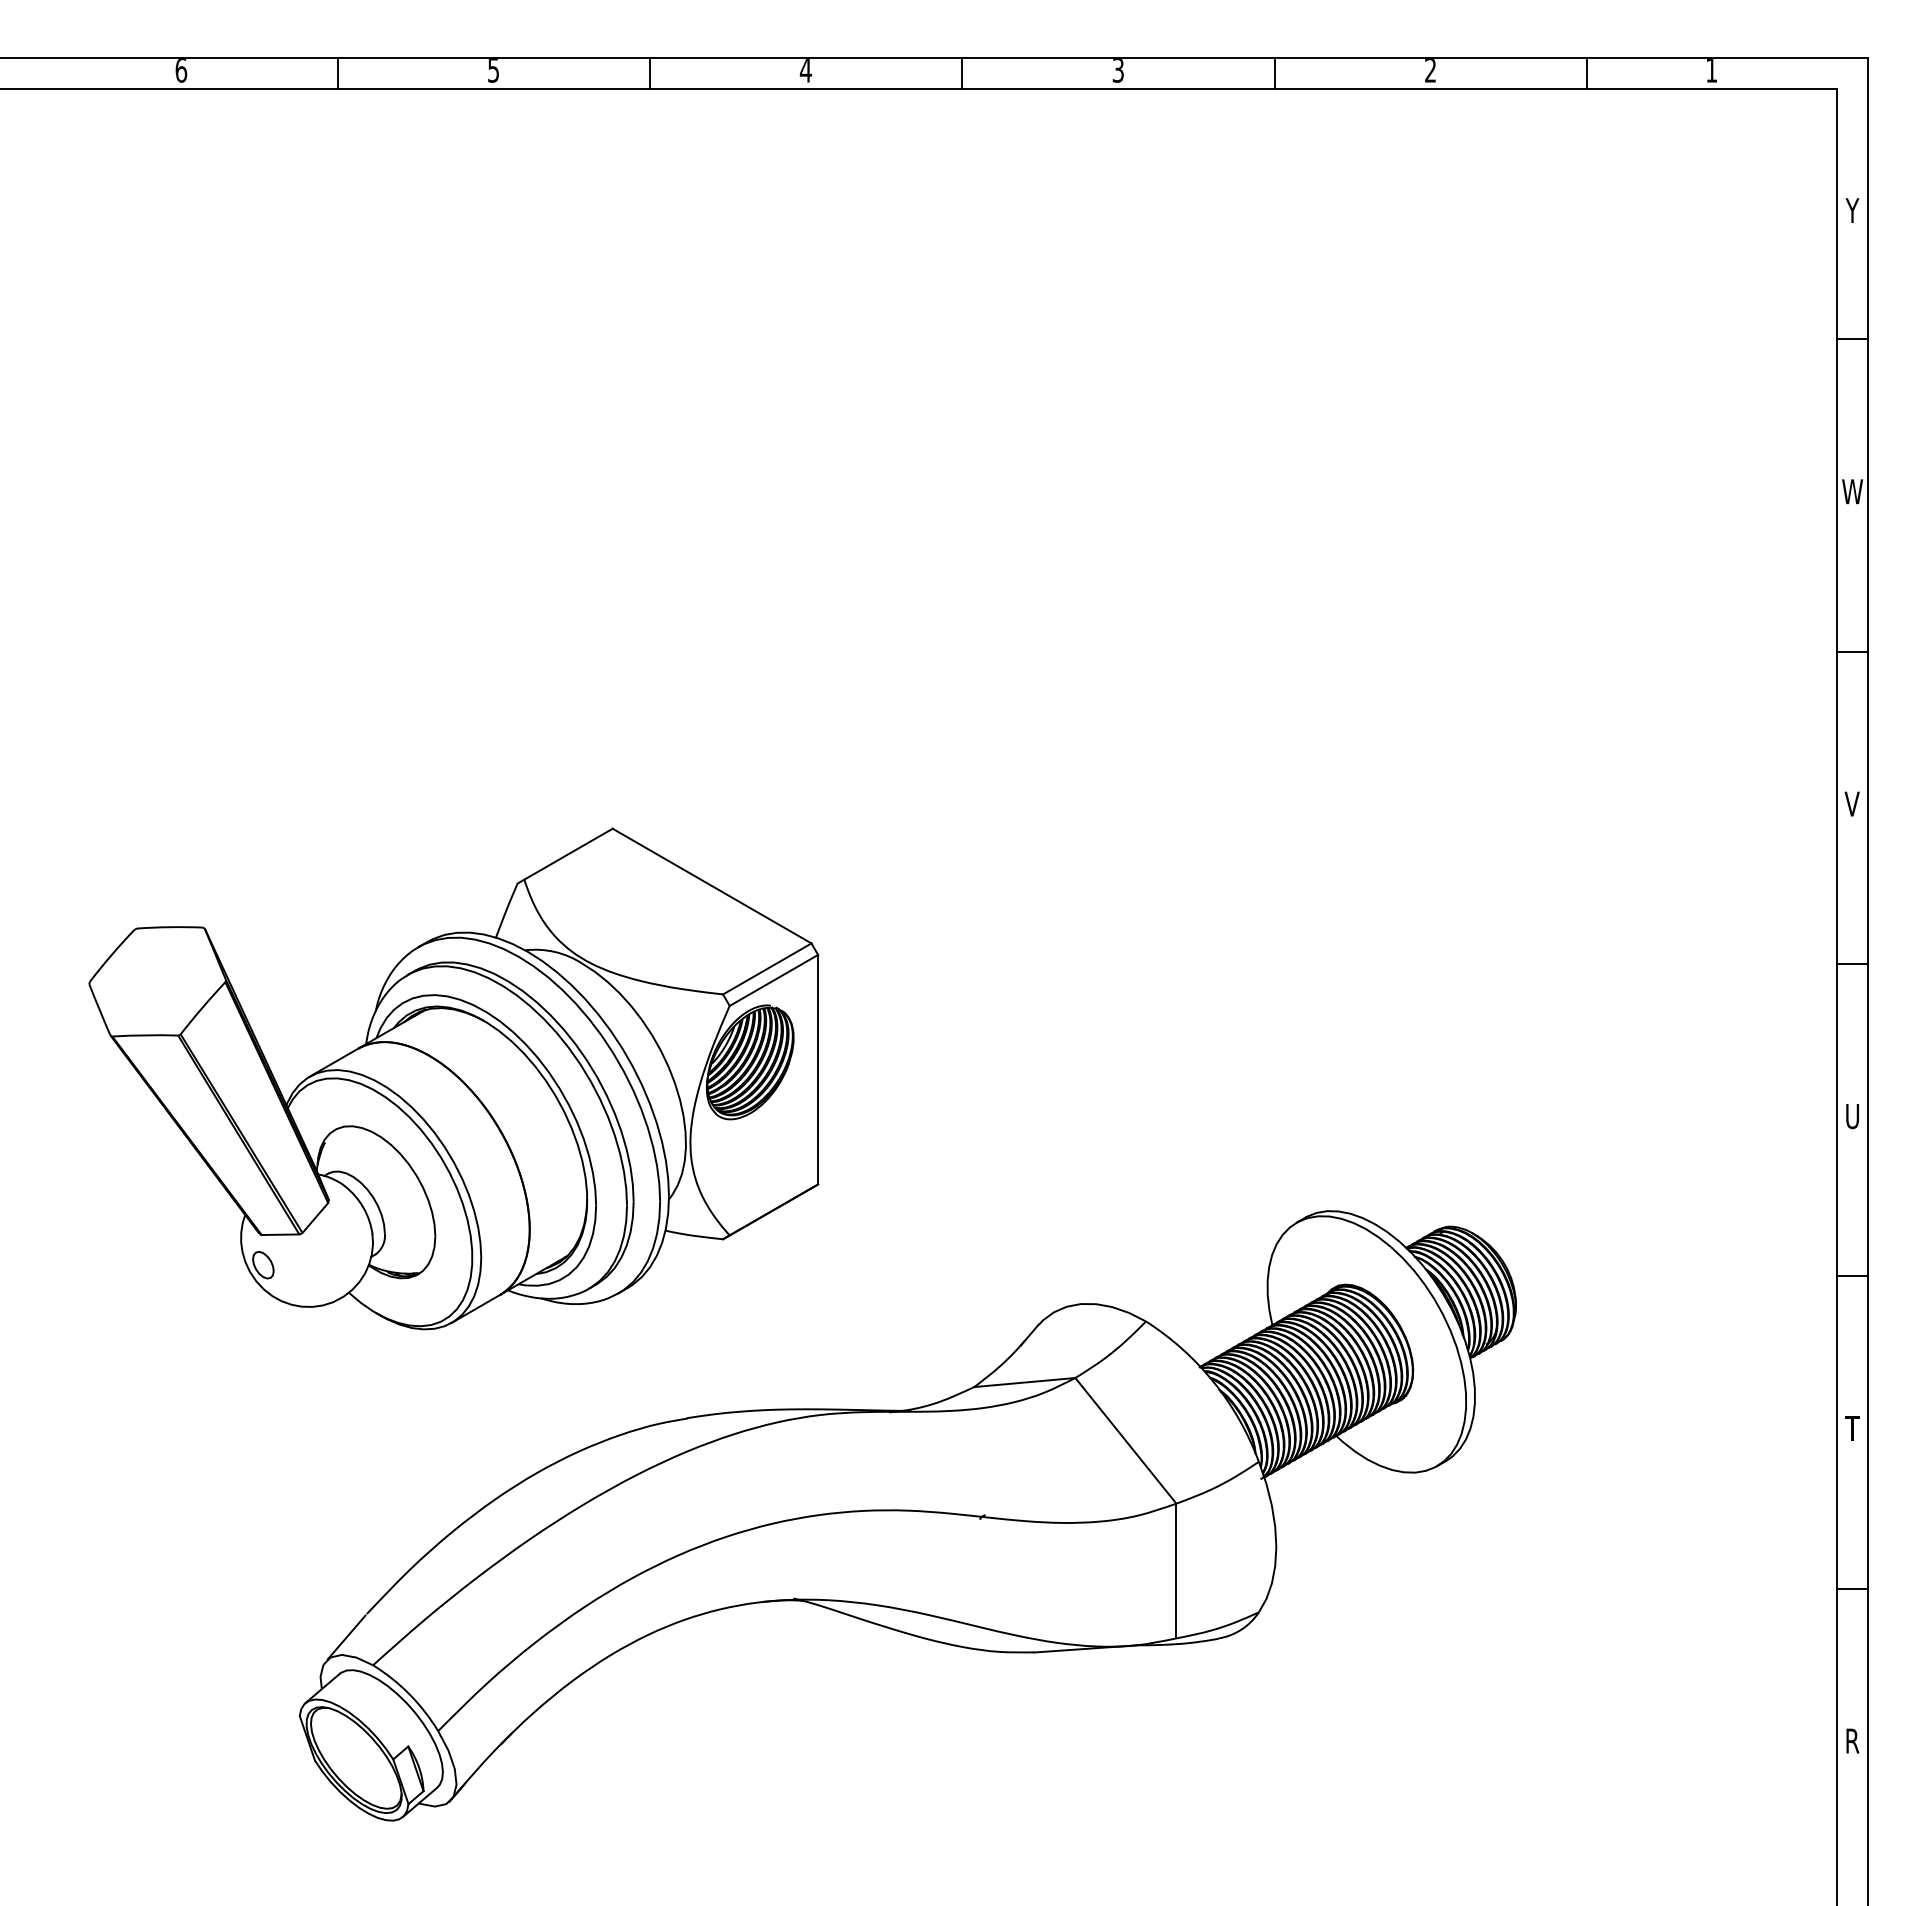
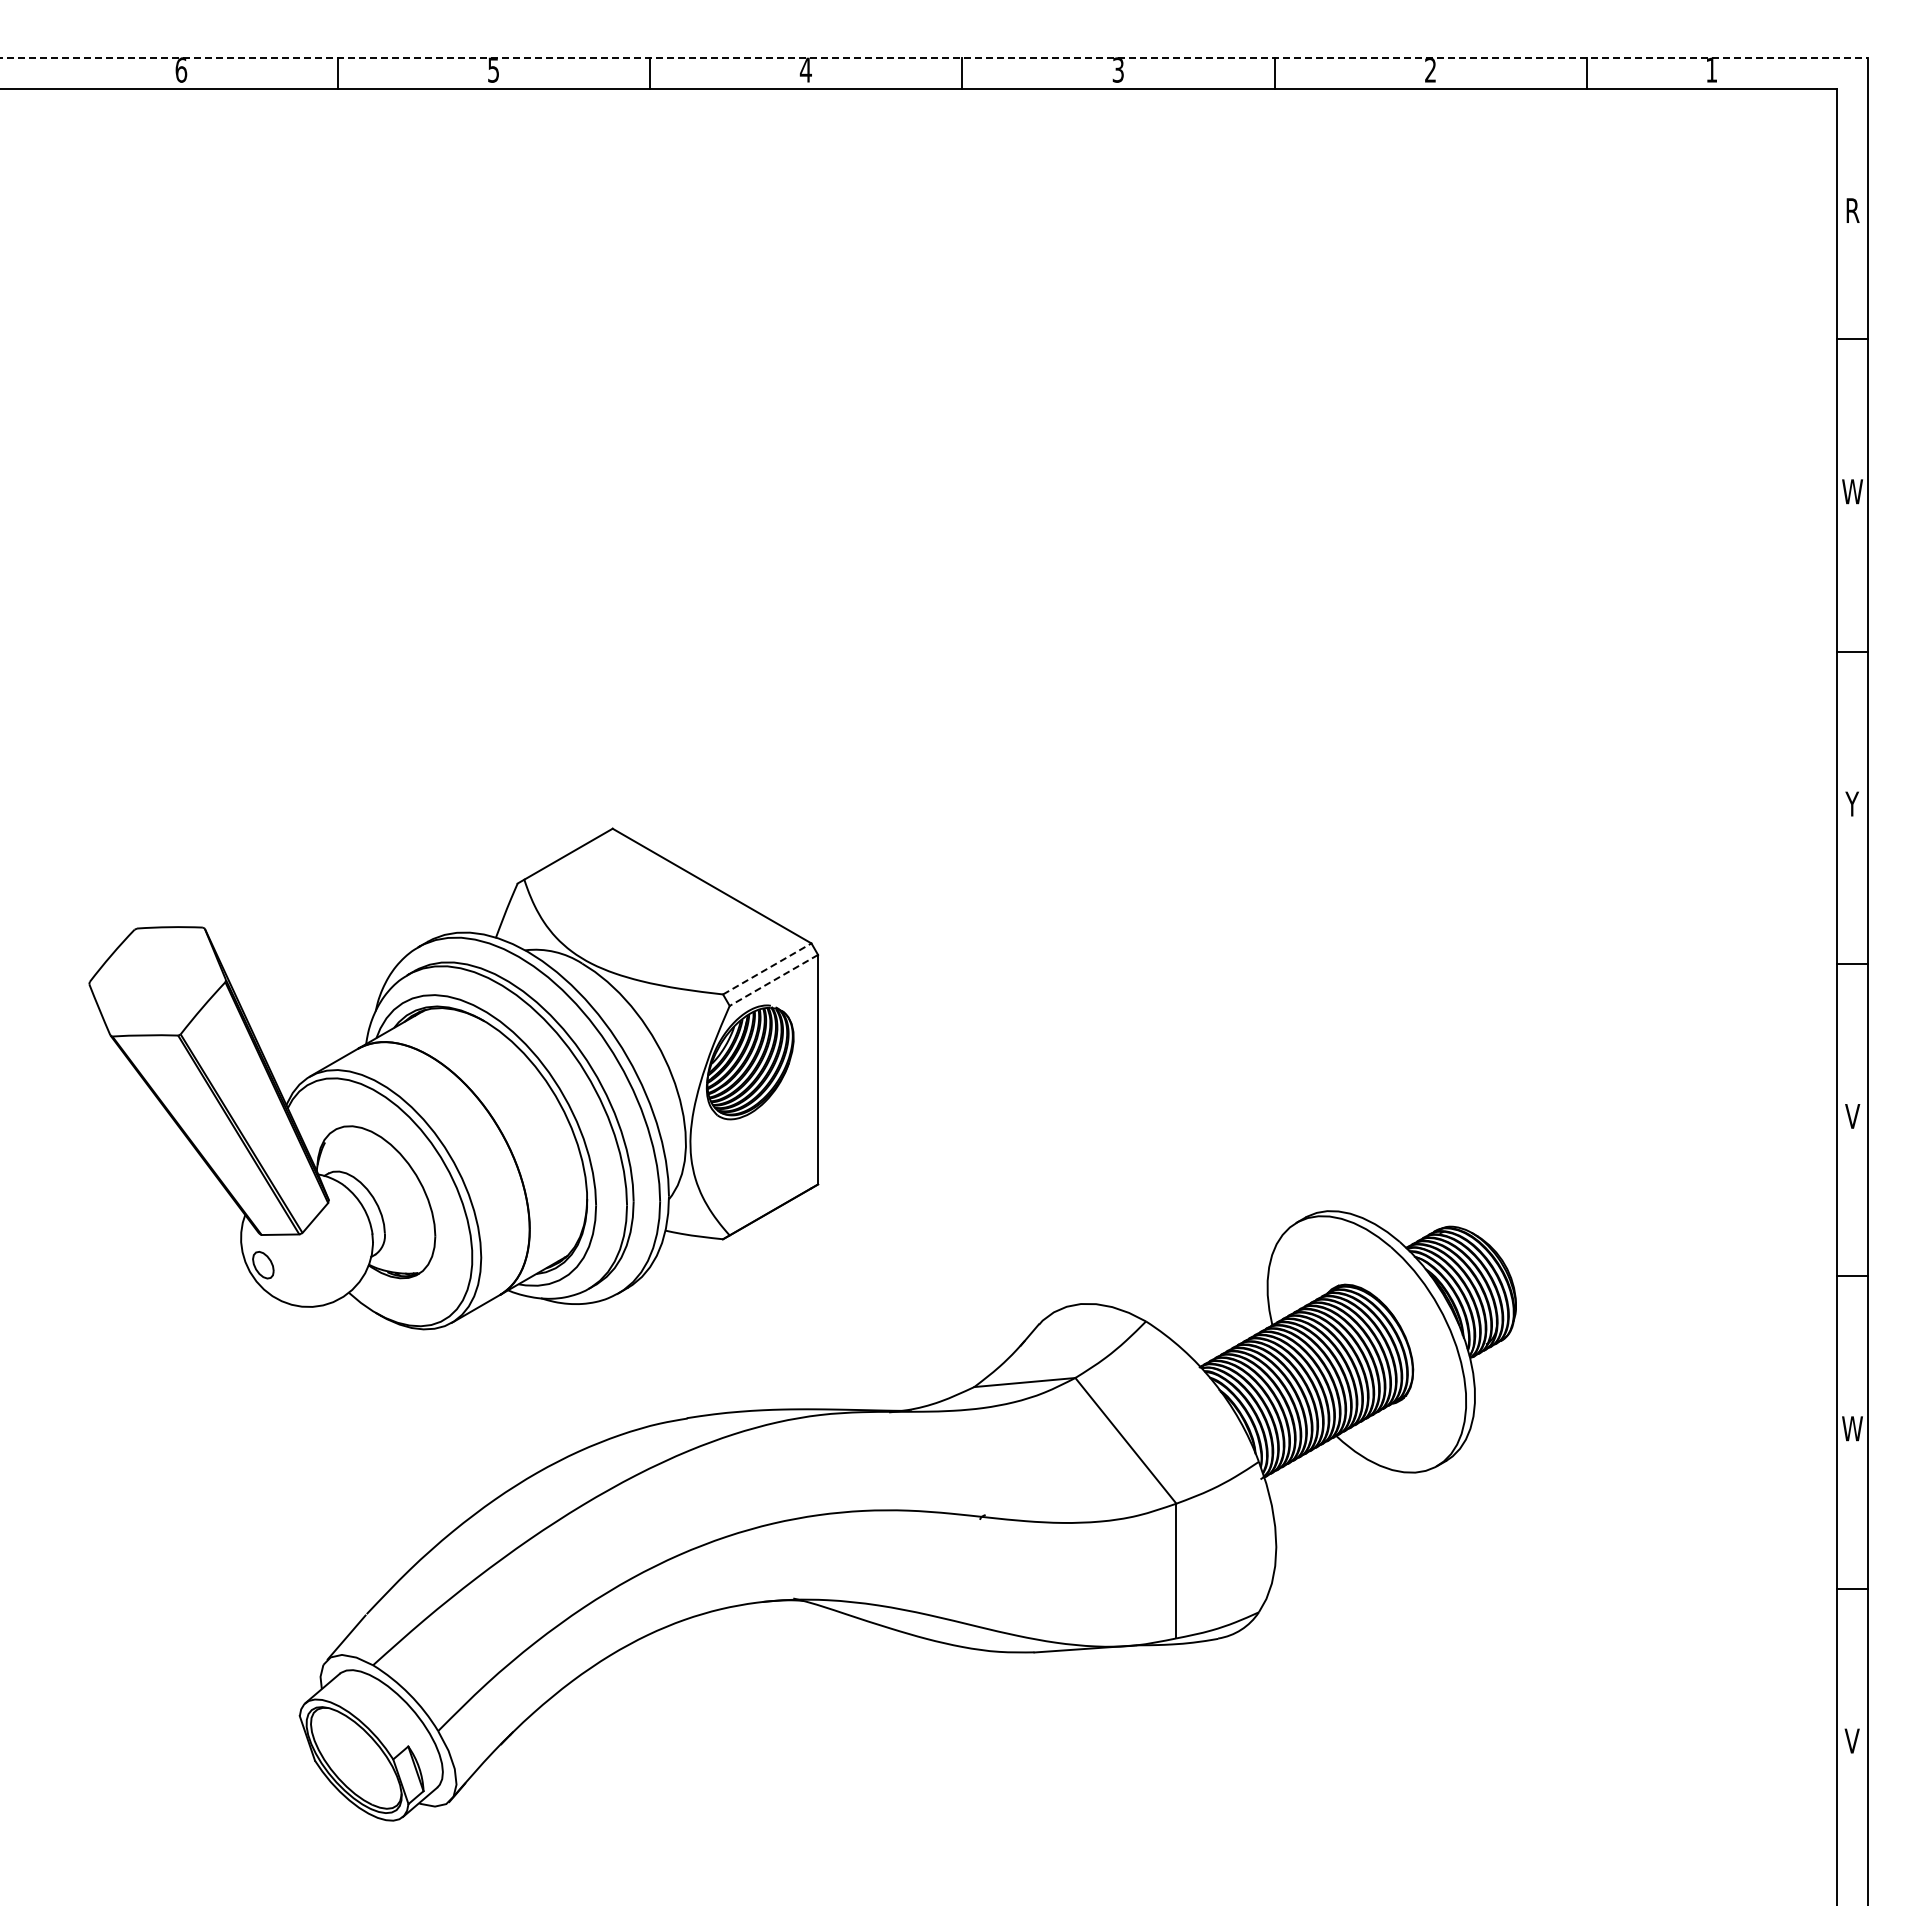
line: solid -> dashed (934, 58)
text: Y -> R (1852, 210)
text: V -> Y (1851, 803)
line: solid -> dashed (767, 968)
line: solid -> dashed (773, 980)
text: U -> V (1852, 1116)
text: T -> W (1852, 1428)
text: R -> V (1851, 1740)
